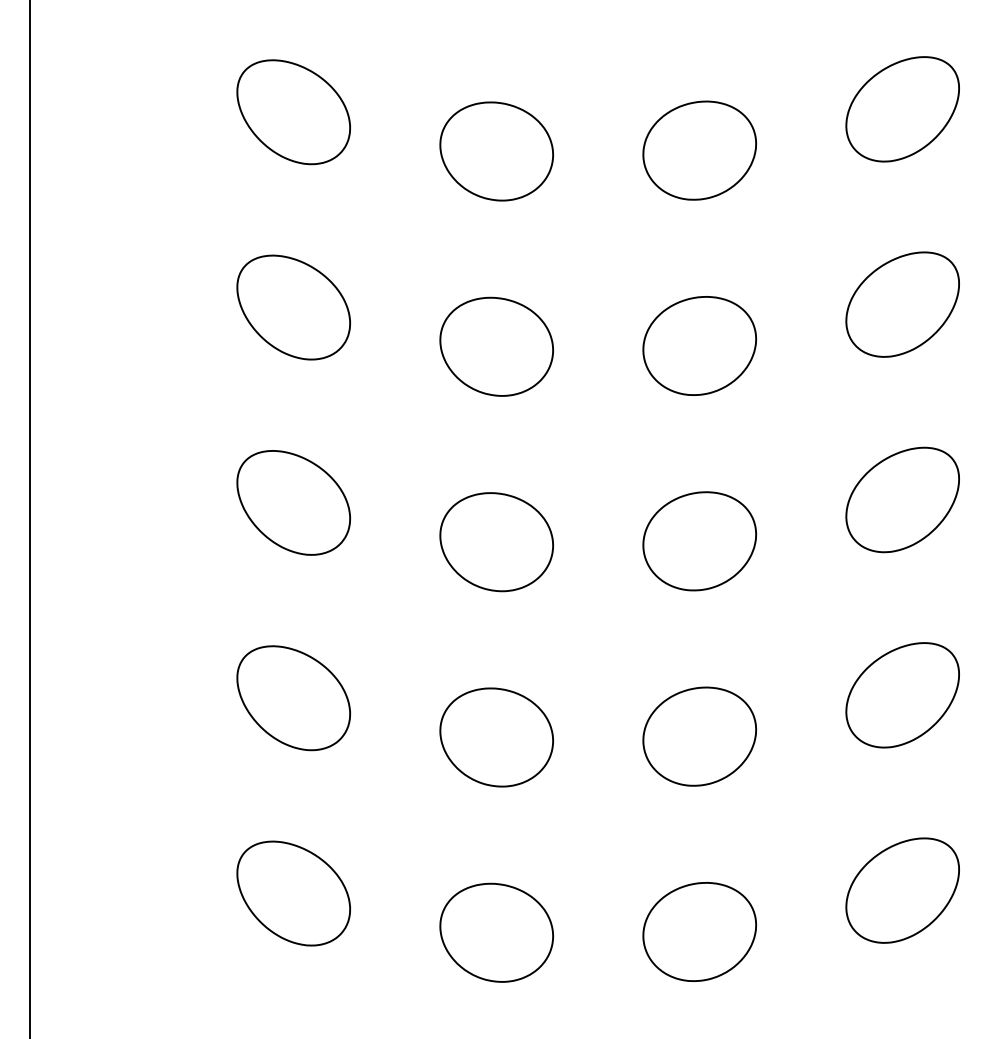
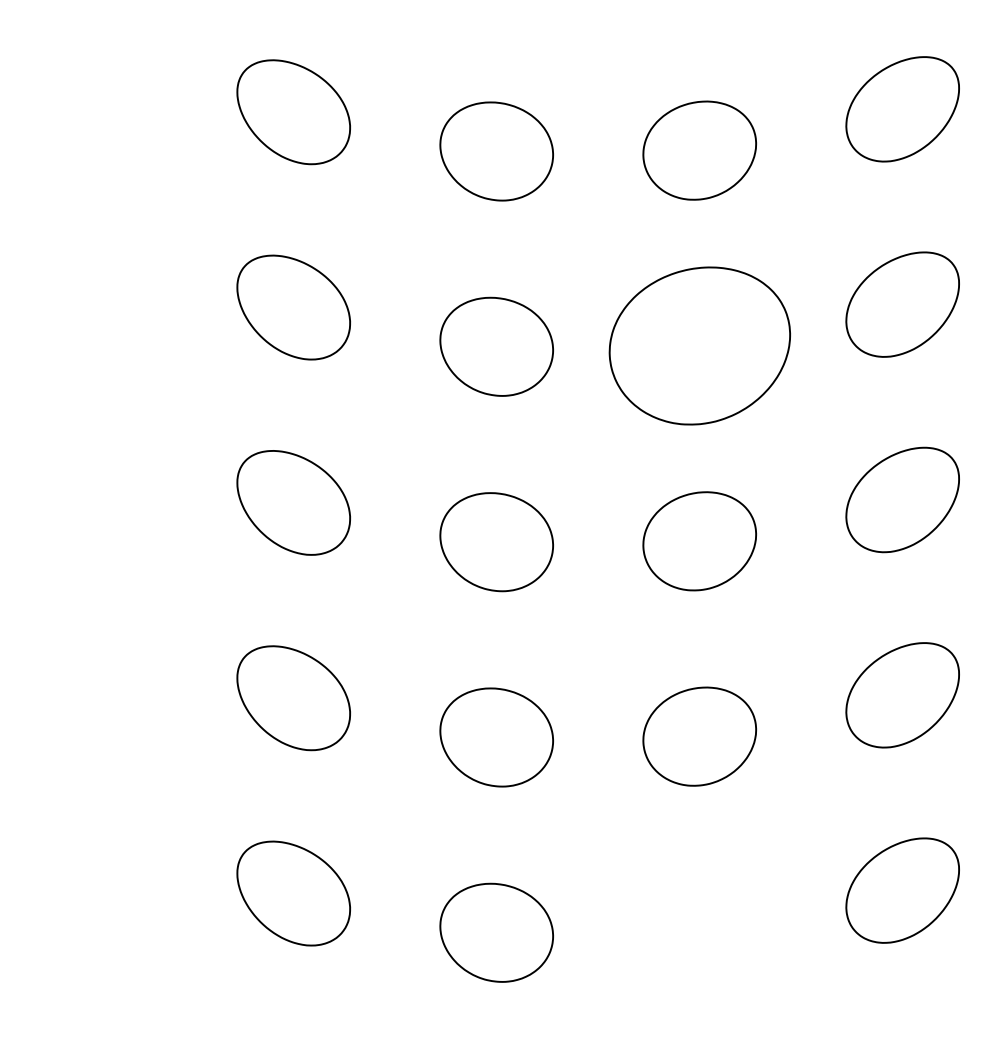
part size: 115x100 px -> 183x160 px (699, 345)
line: present -> none (29, 518)
part: present -> none (699, 931)
